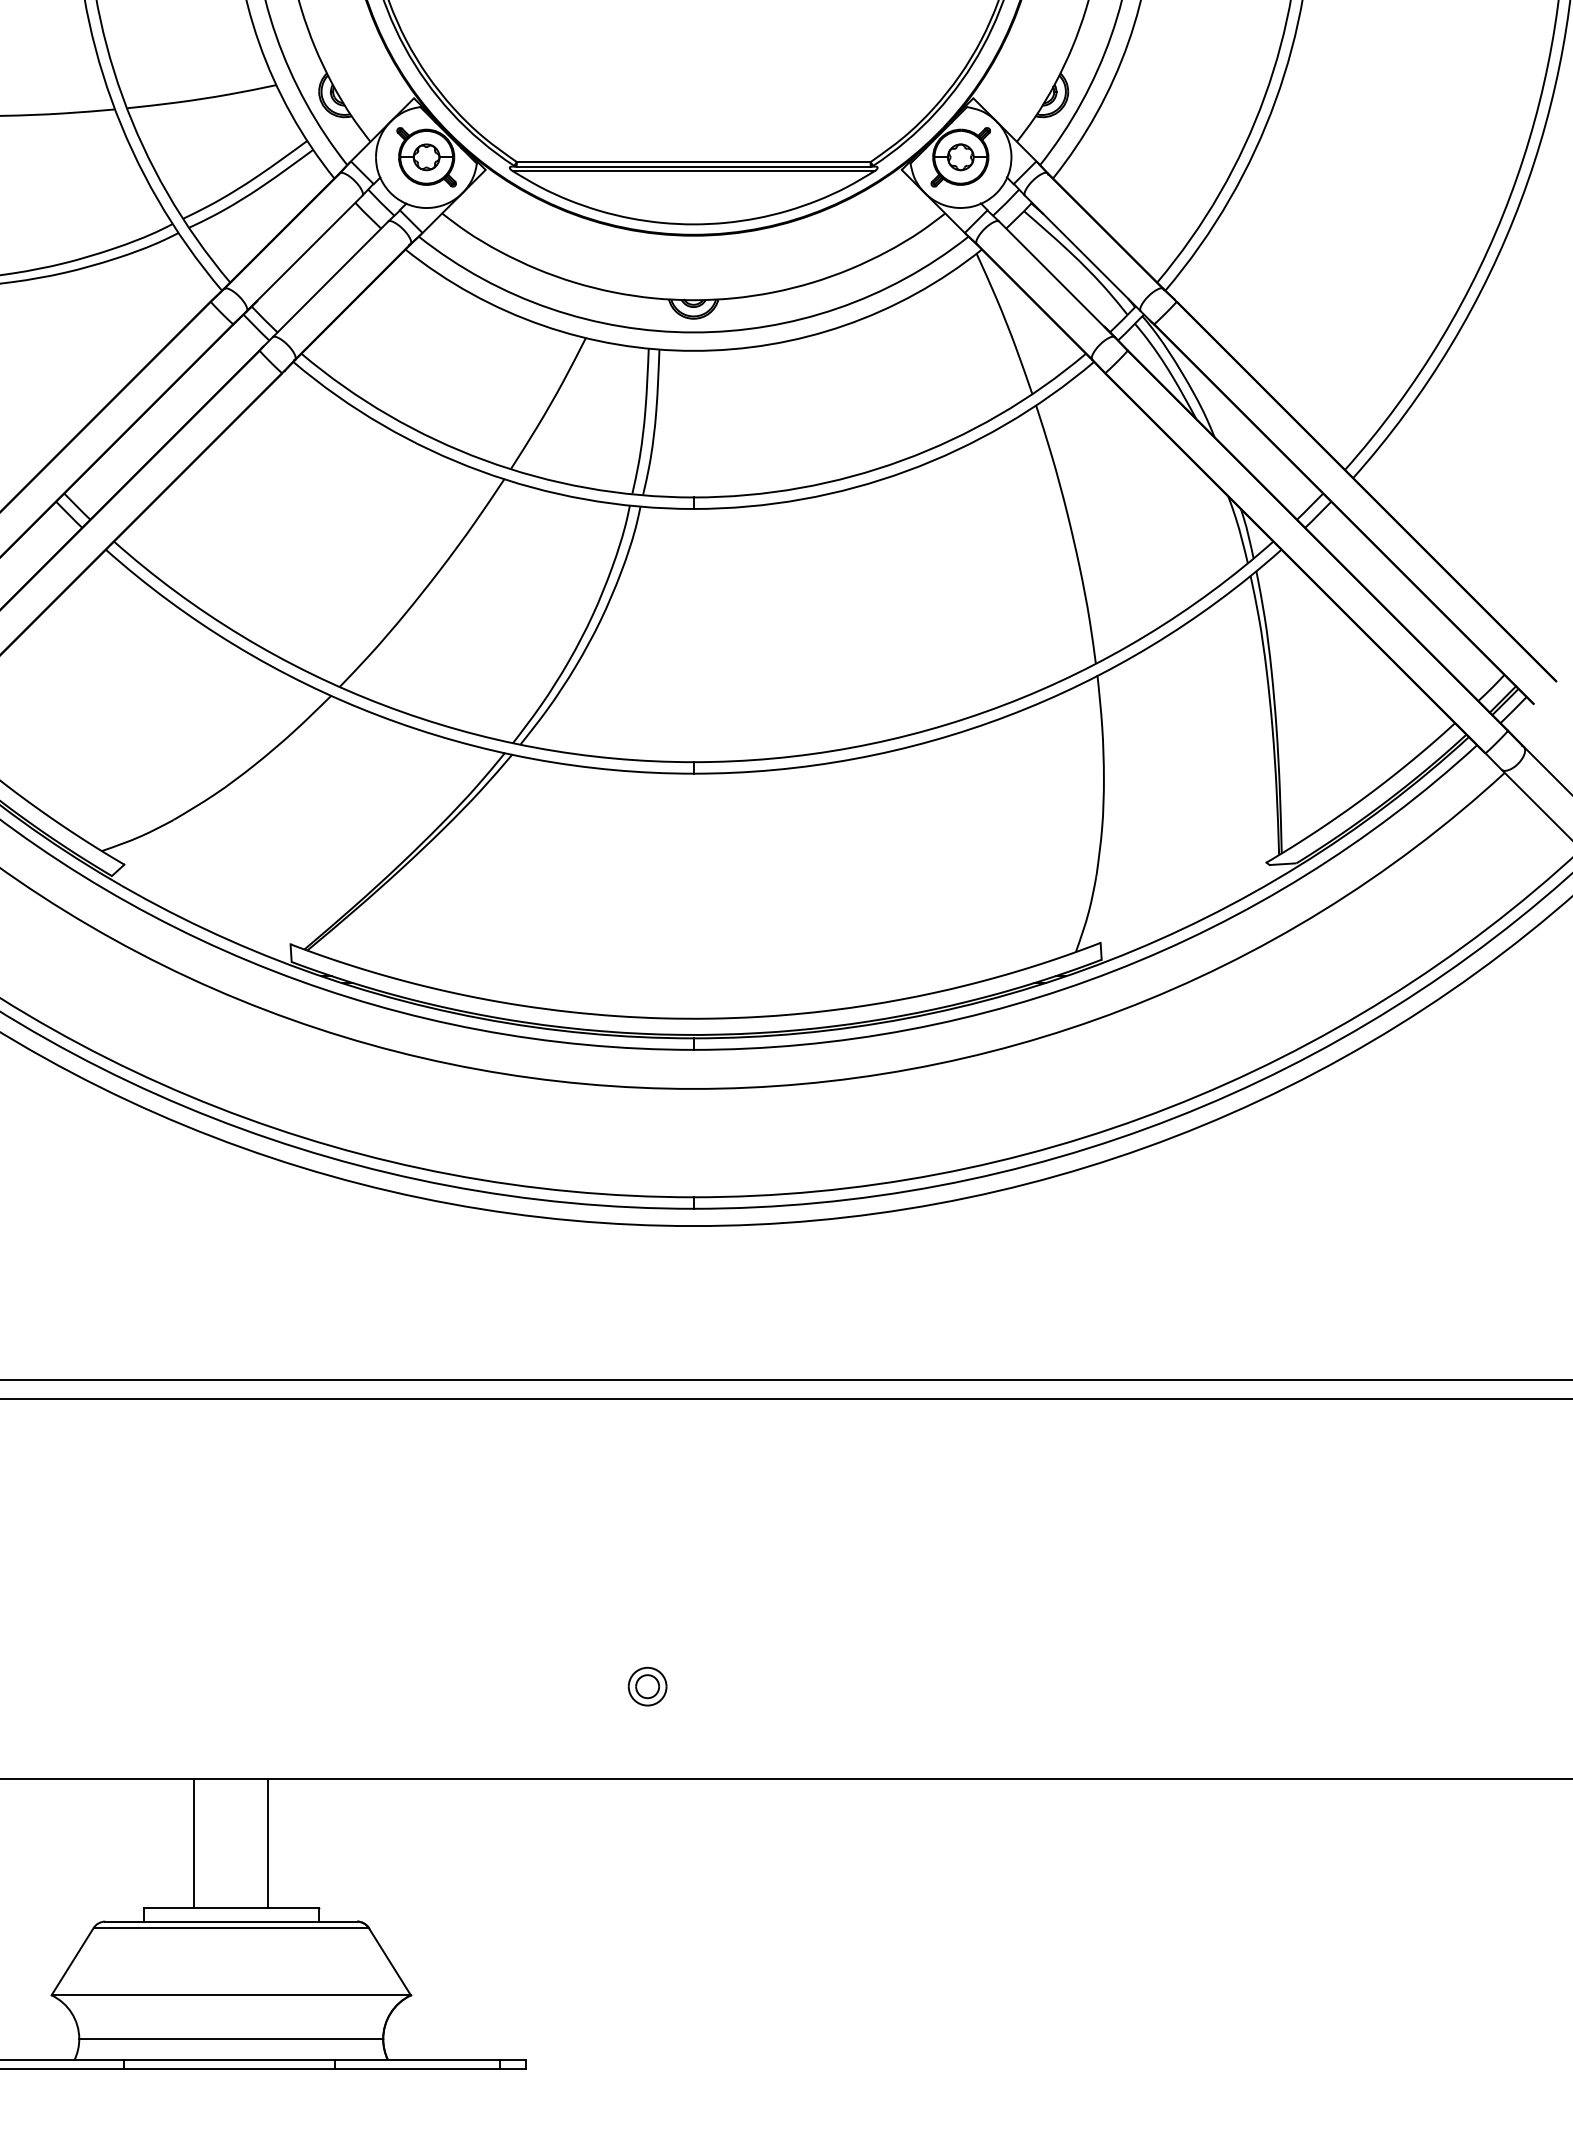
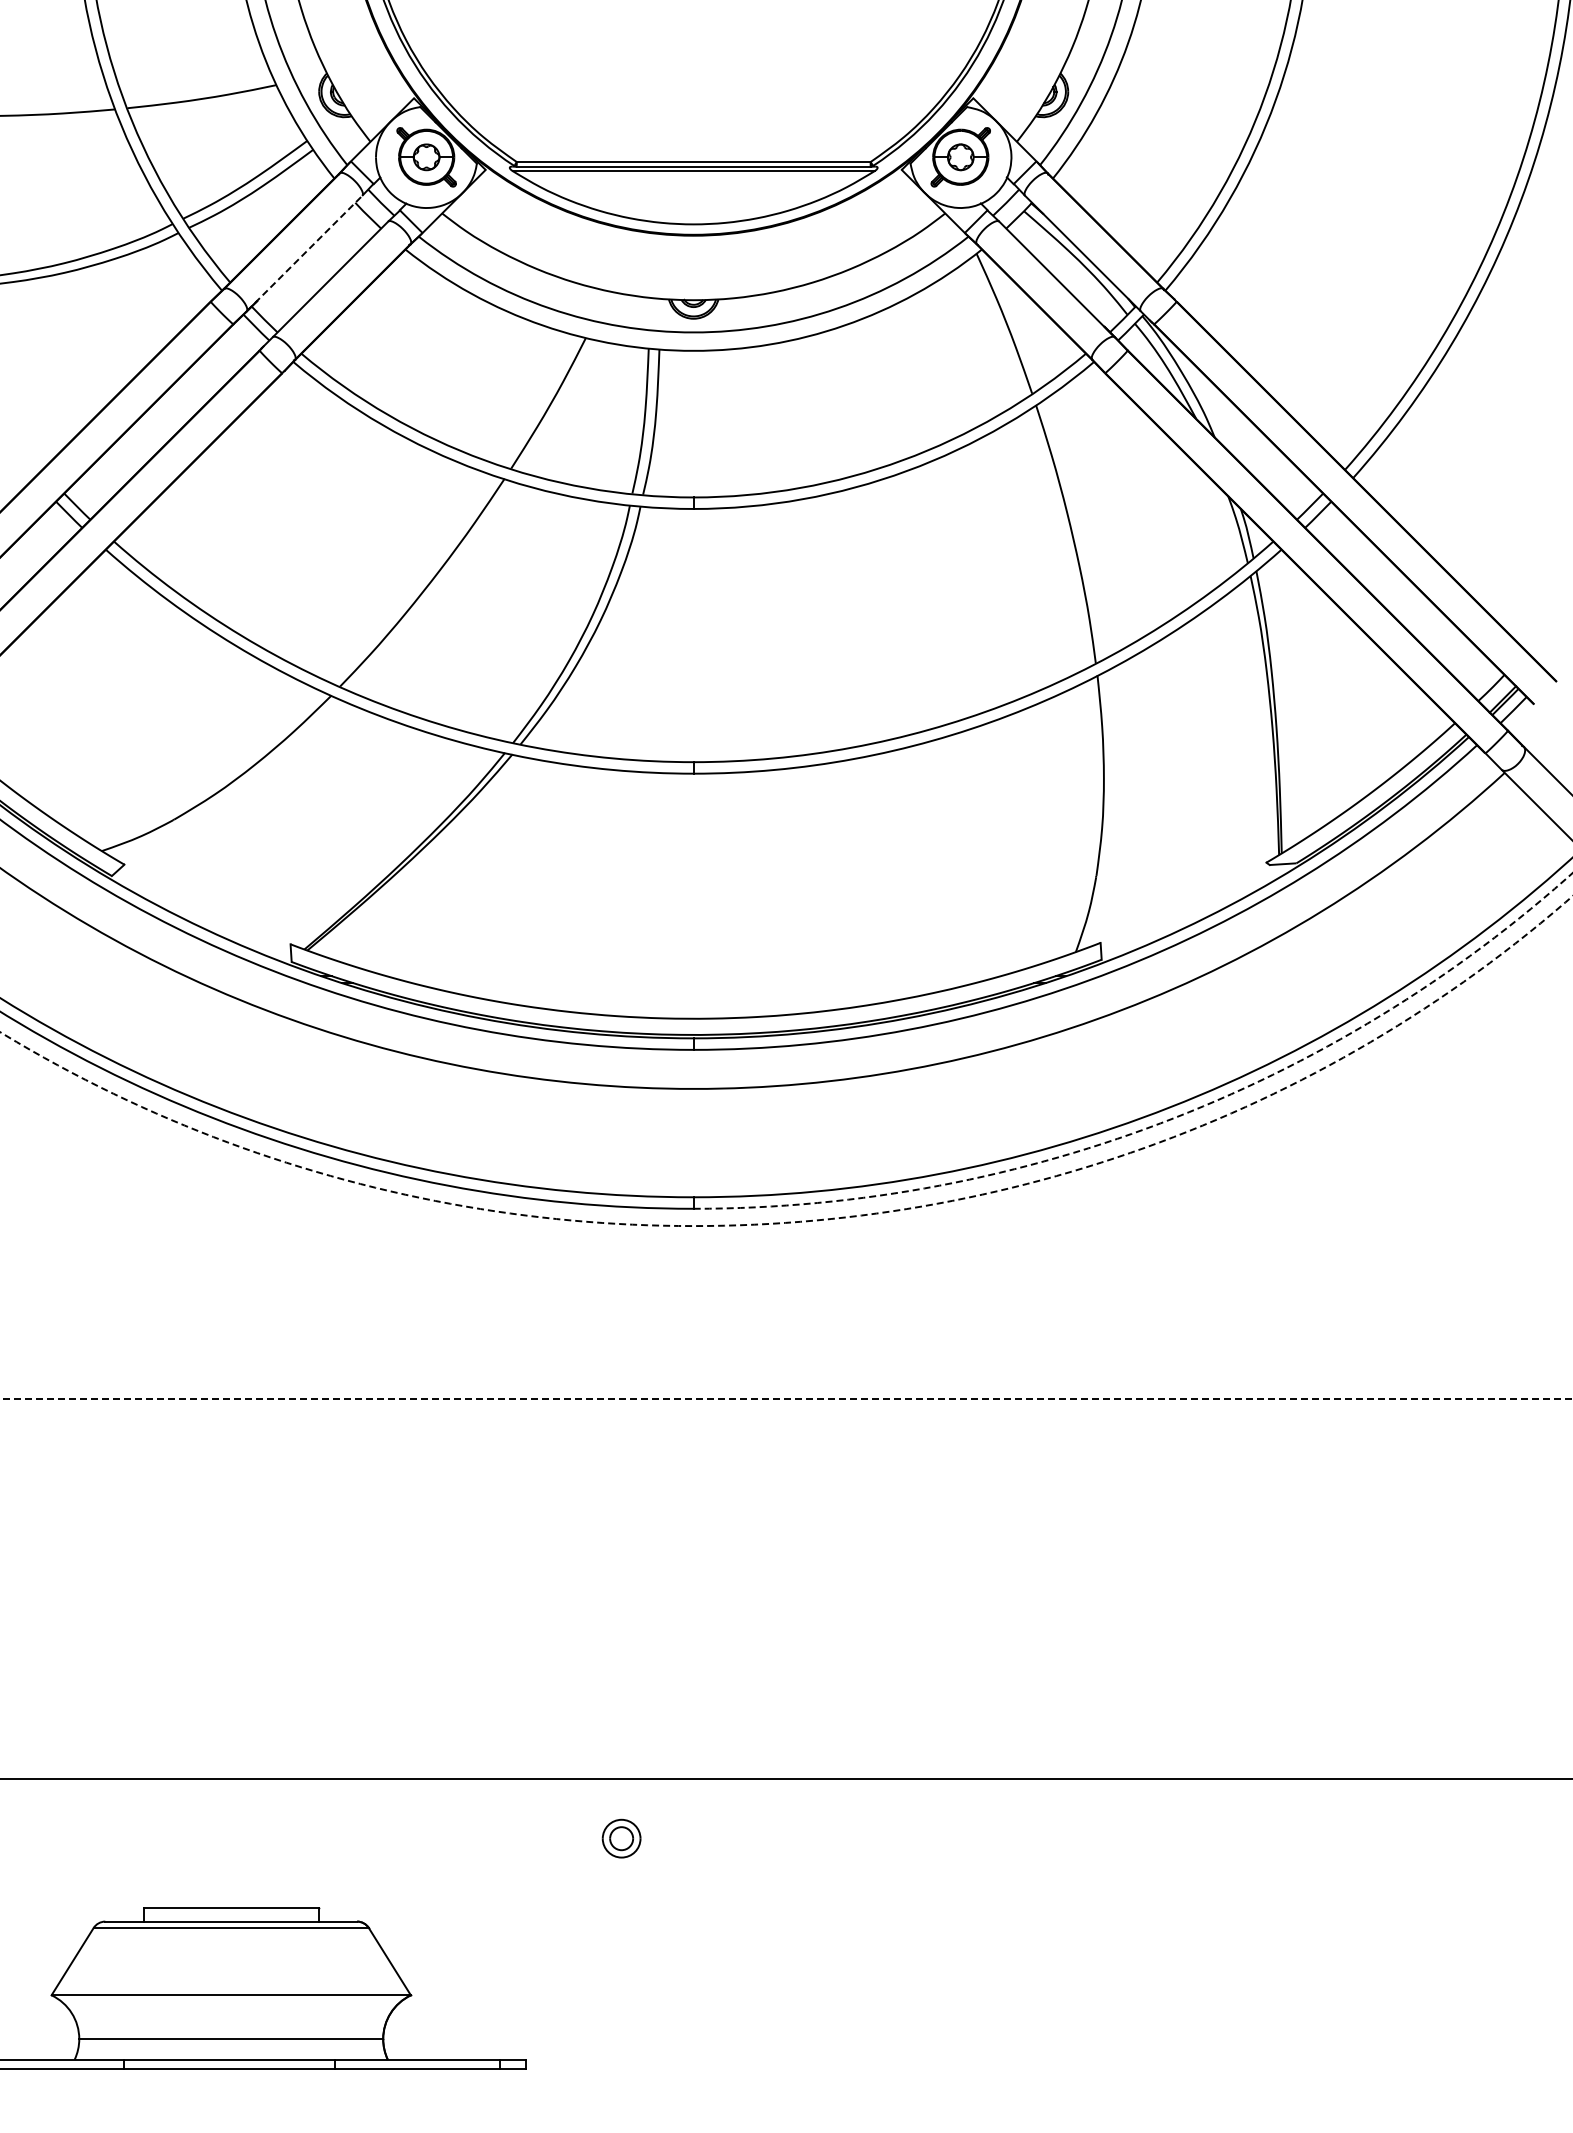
line: solid -> dashed (304, 253)
arc: solid -> dashed (1164, 1121)
arc: solid -> dashed (808, 1221)
line: present -> none (785, 1380)
line: solid -> dashed (786, 1398)
part position: (647, 1686) -> (621, 1838) (621, 1838)
line: present -> none (194, 1842)
line: present -> none (268, 1842)
